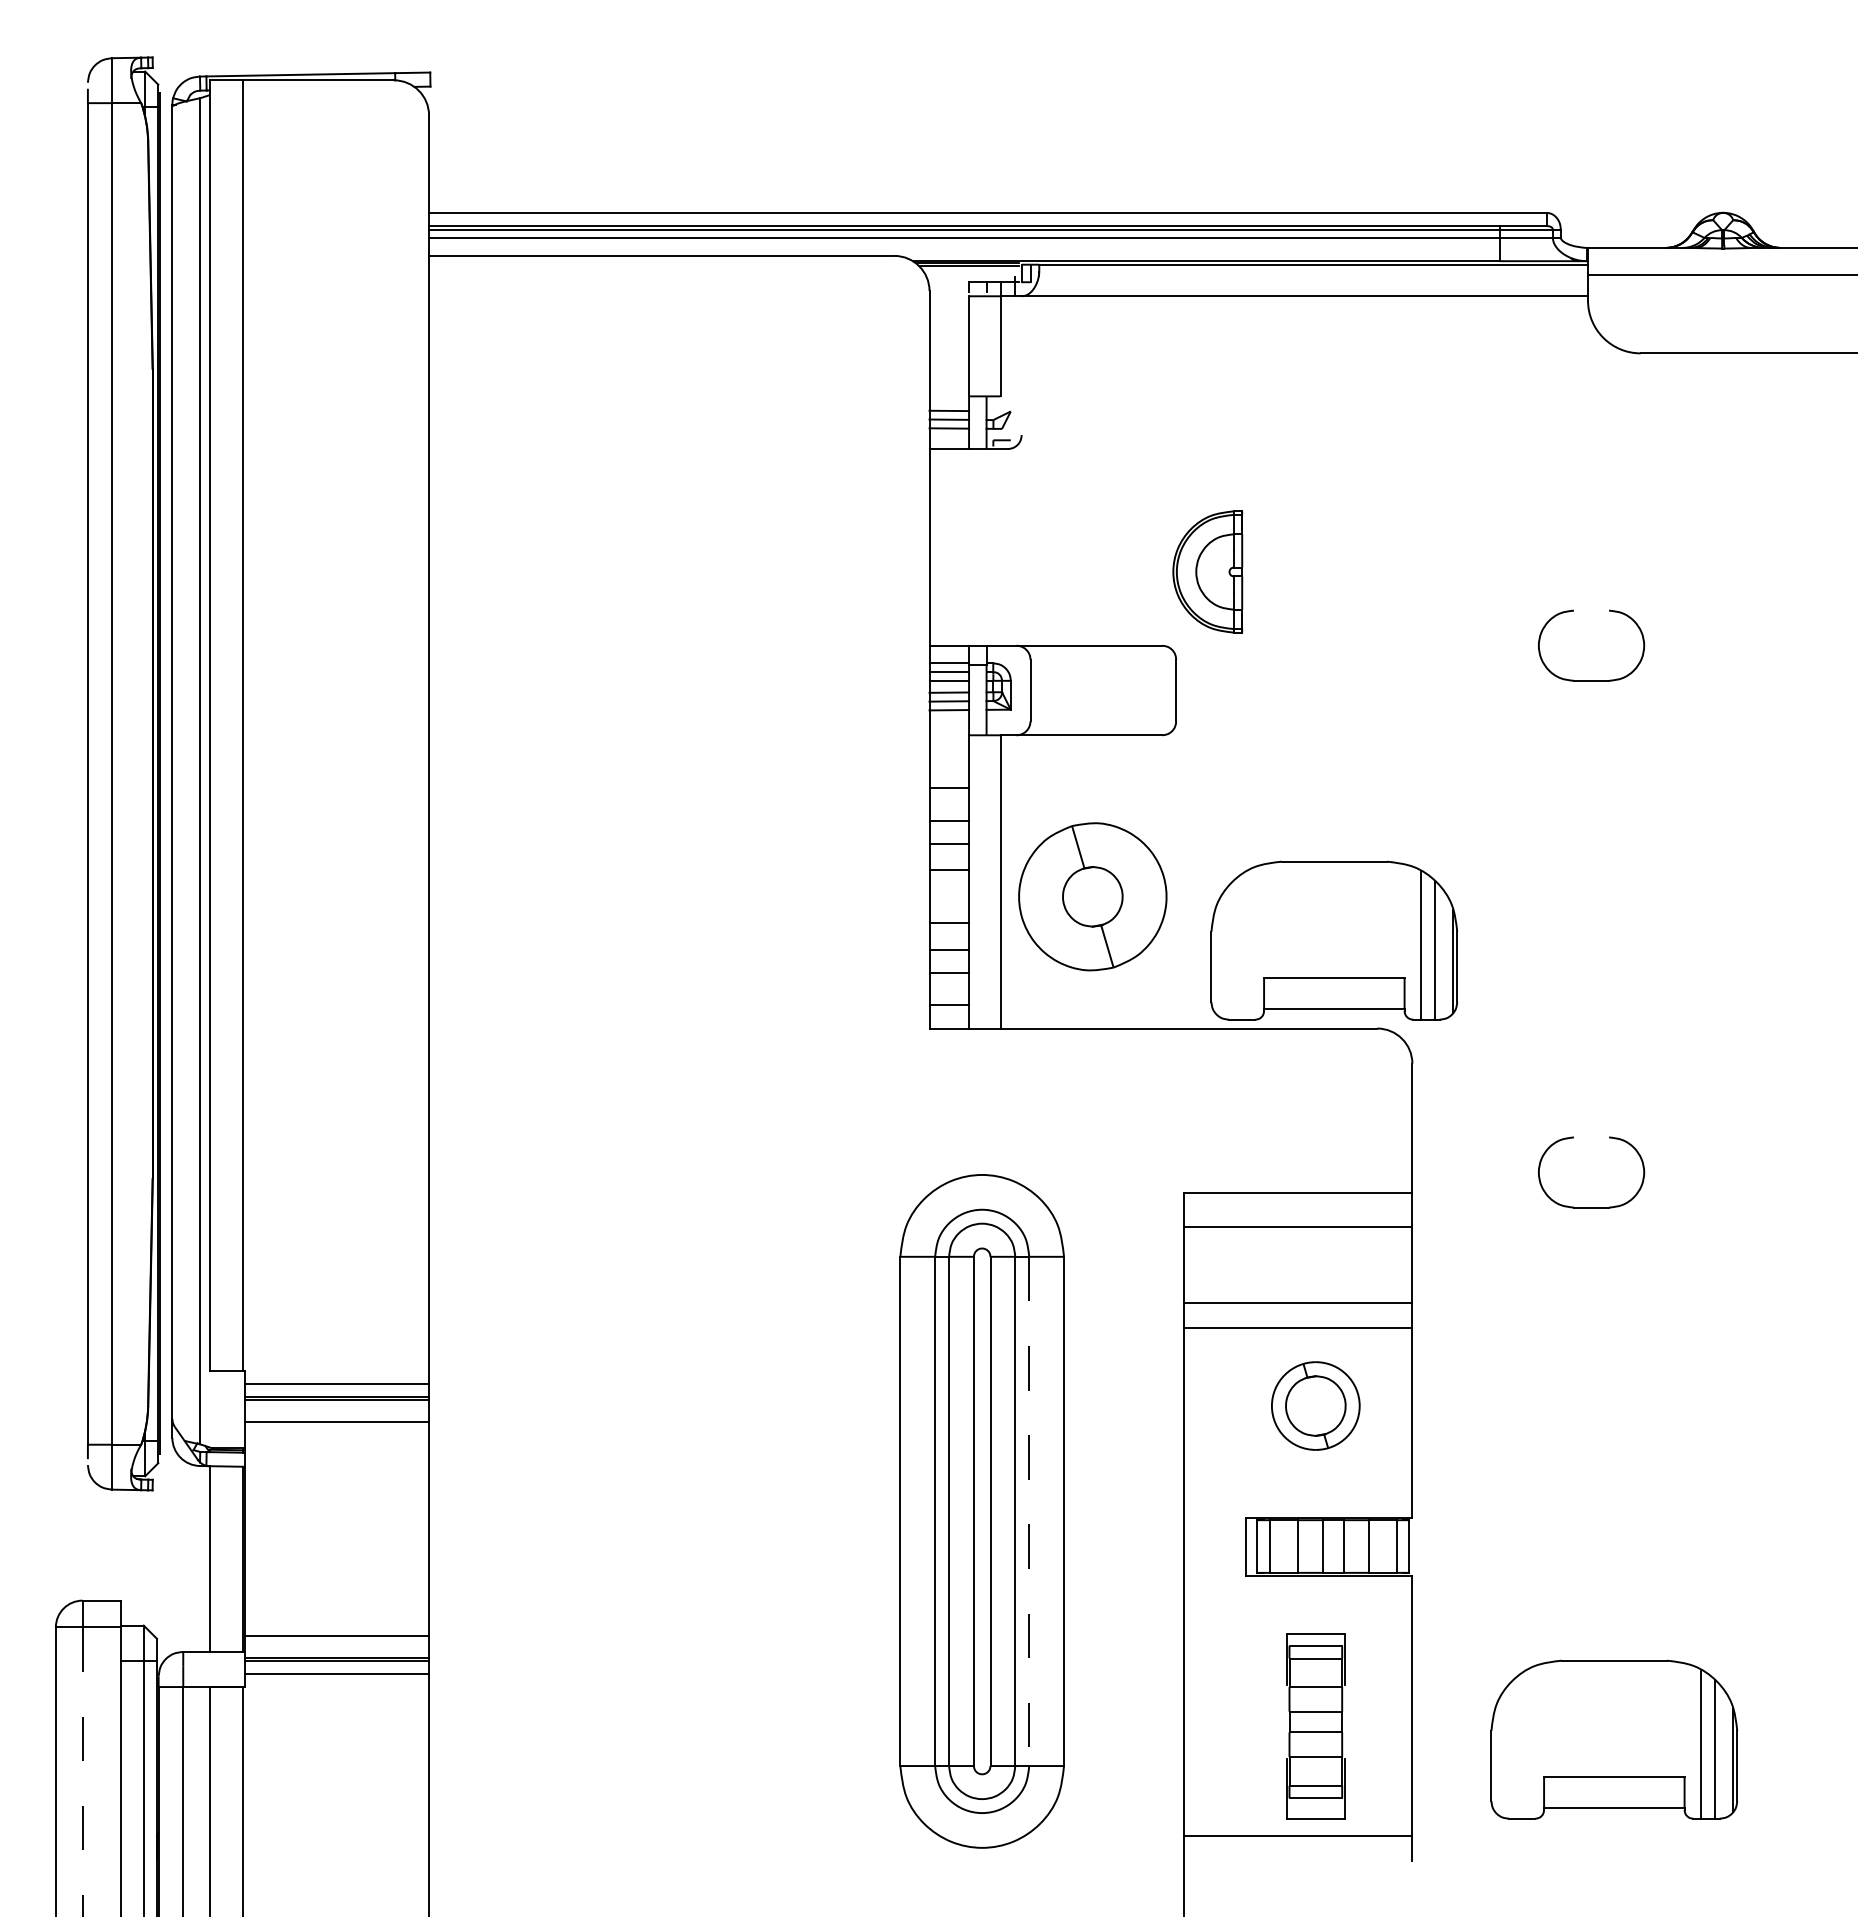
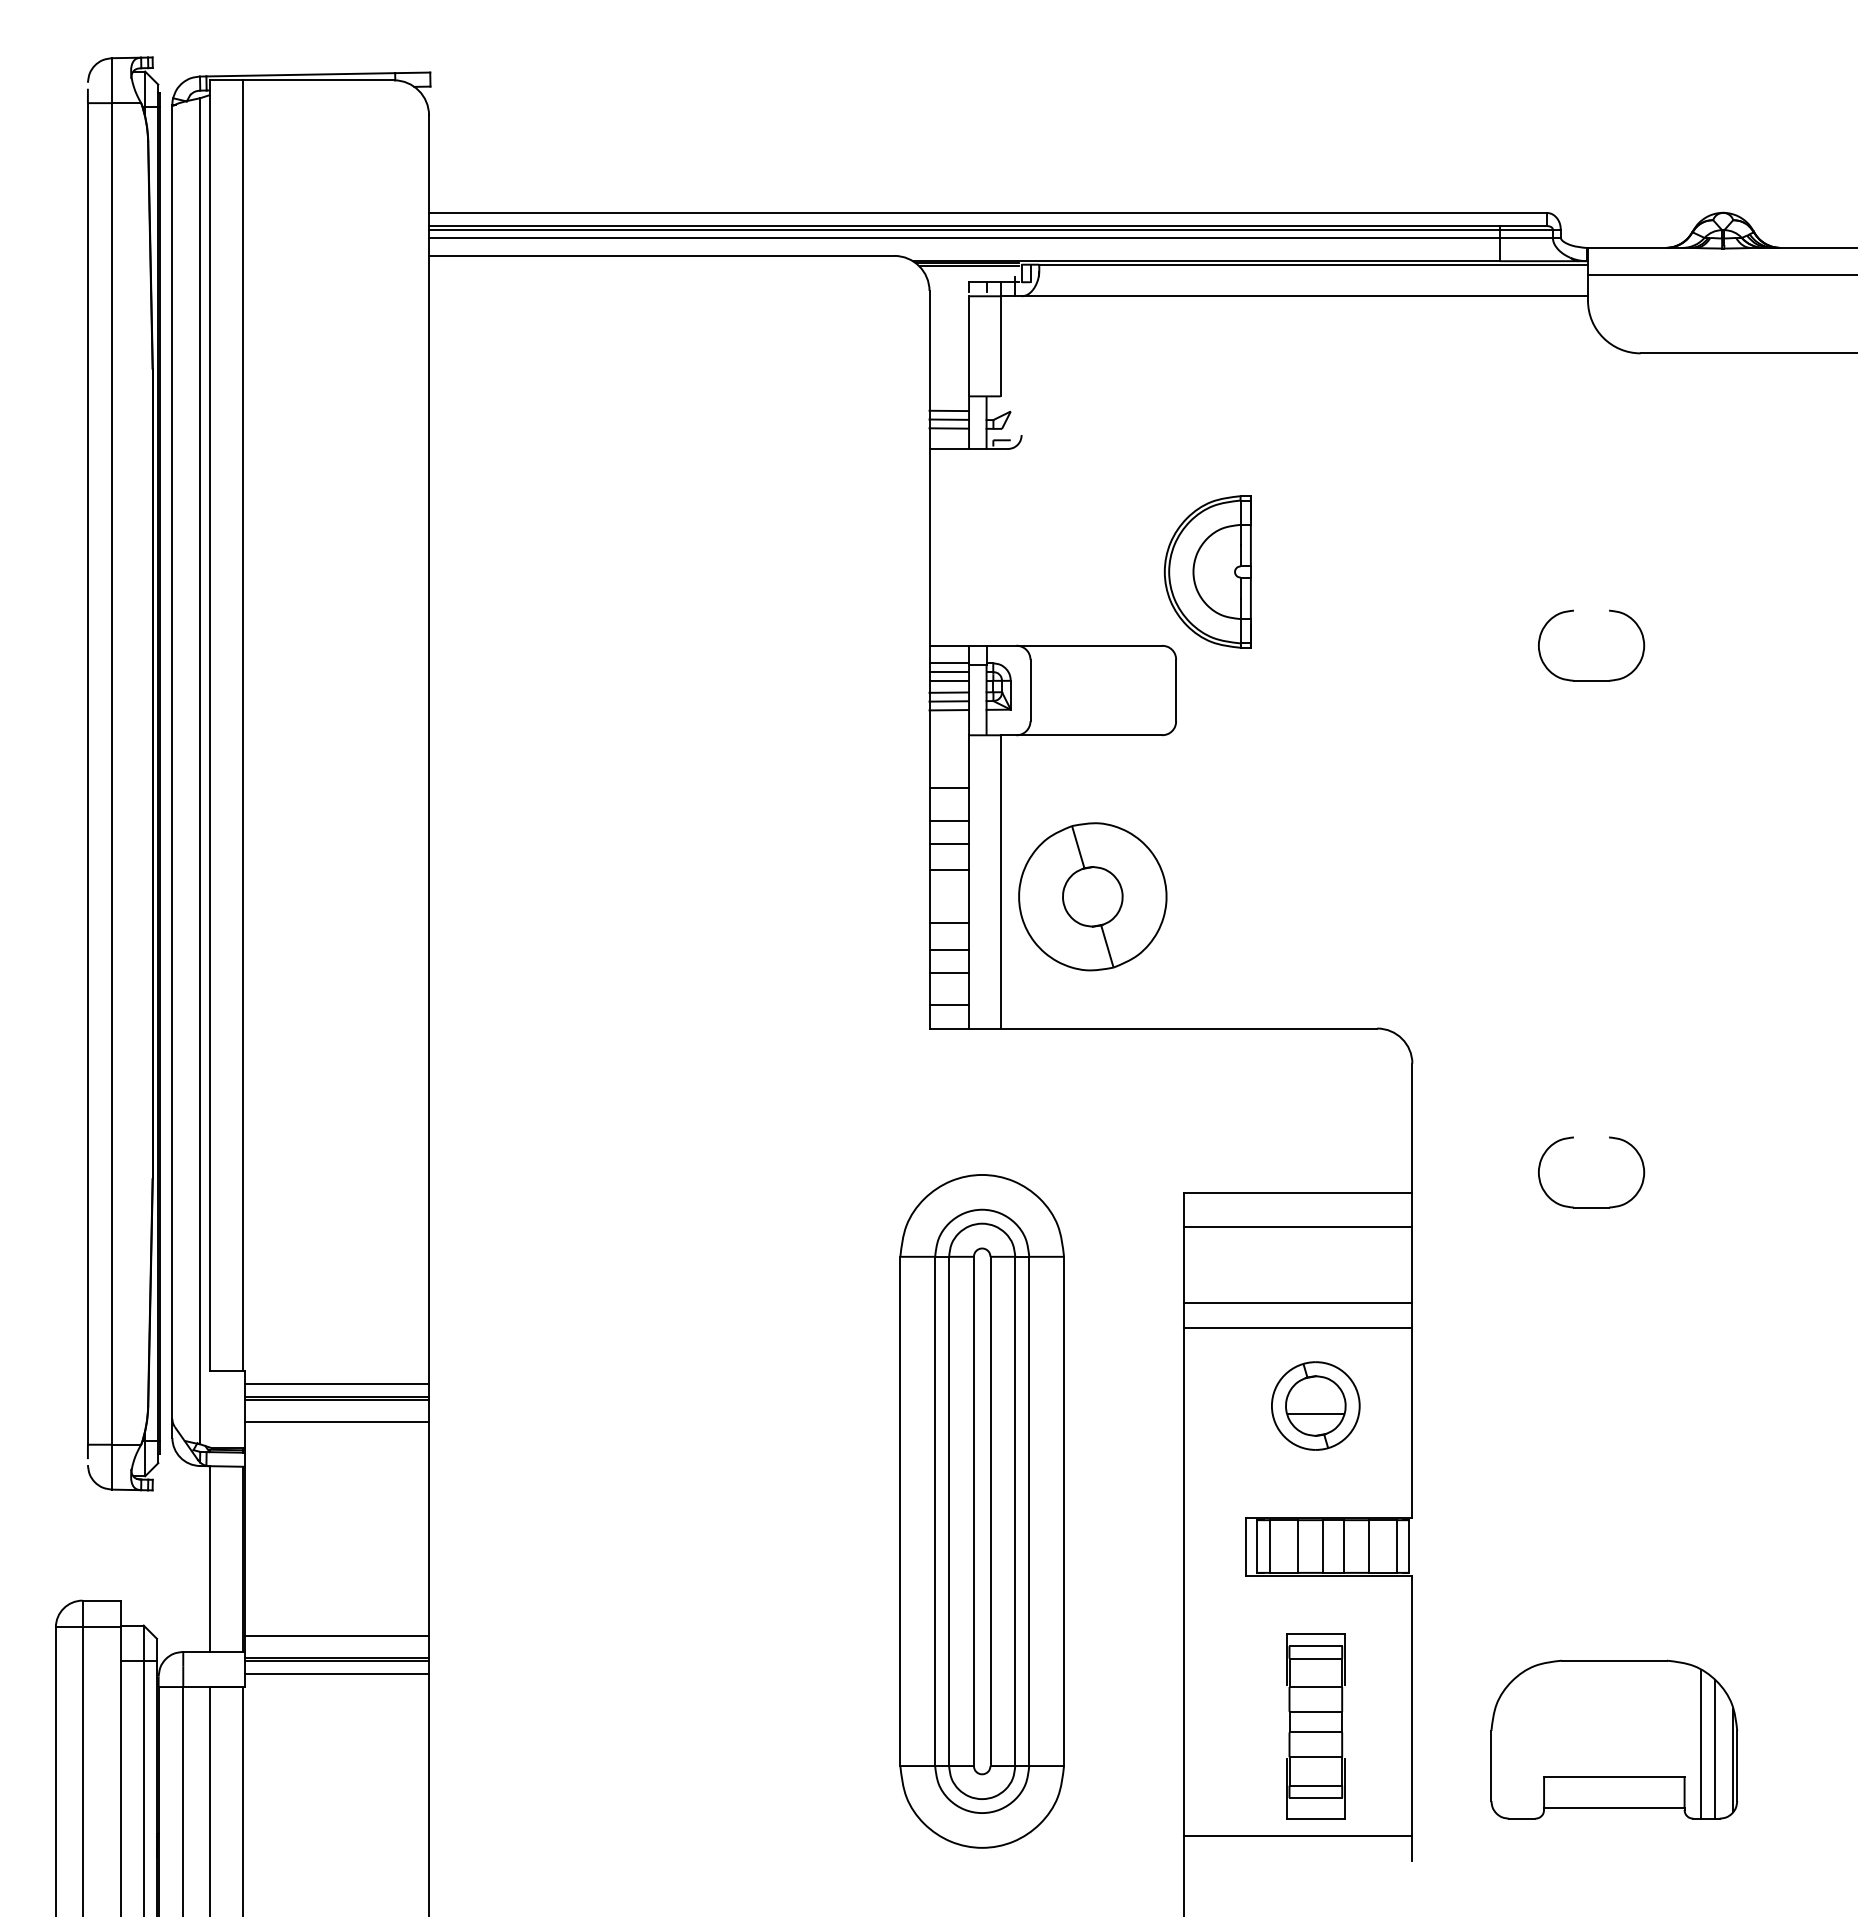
part size: 72x124 px -> 89x154 px (1207, 571)
part: present -> none (1334, 940)
line: none -> present (1315, 1413)
line: dashed -> solid (1029, 1511)
line: dashed -> solid (82, 1772)
